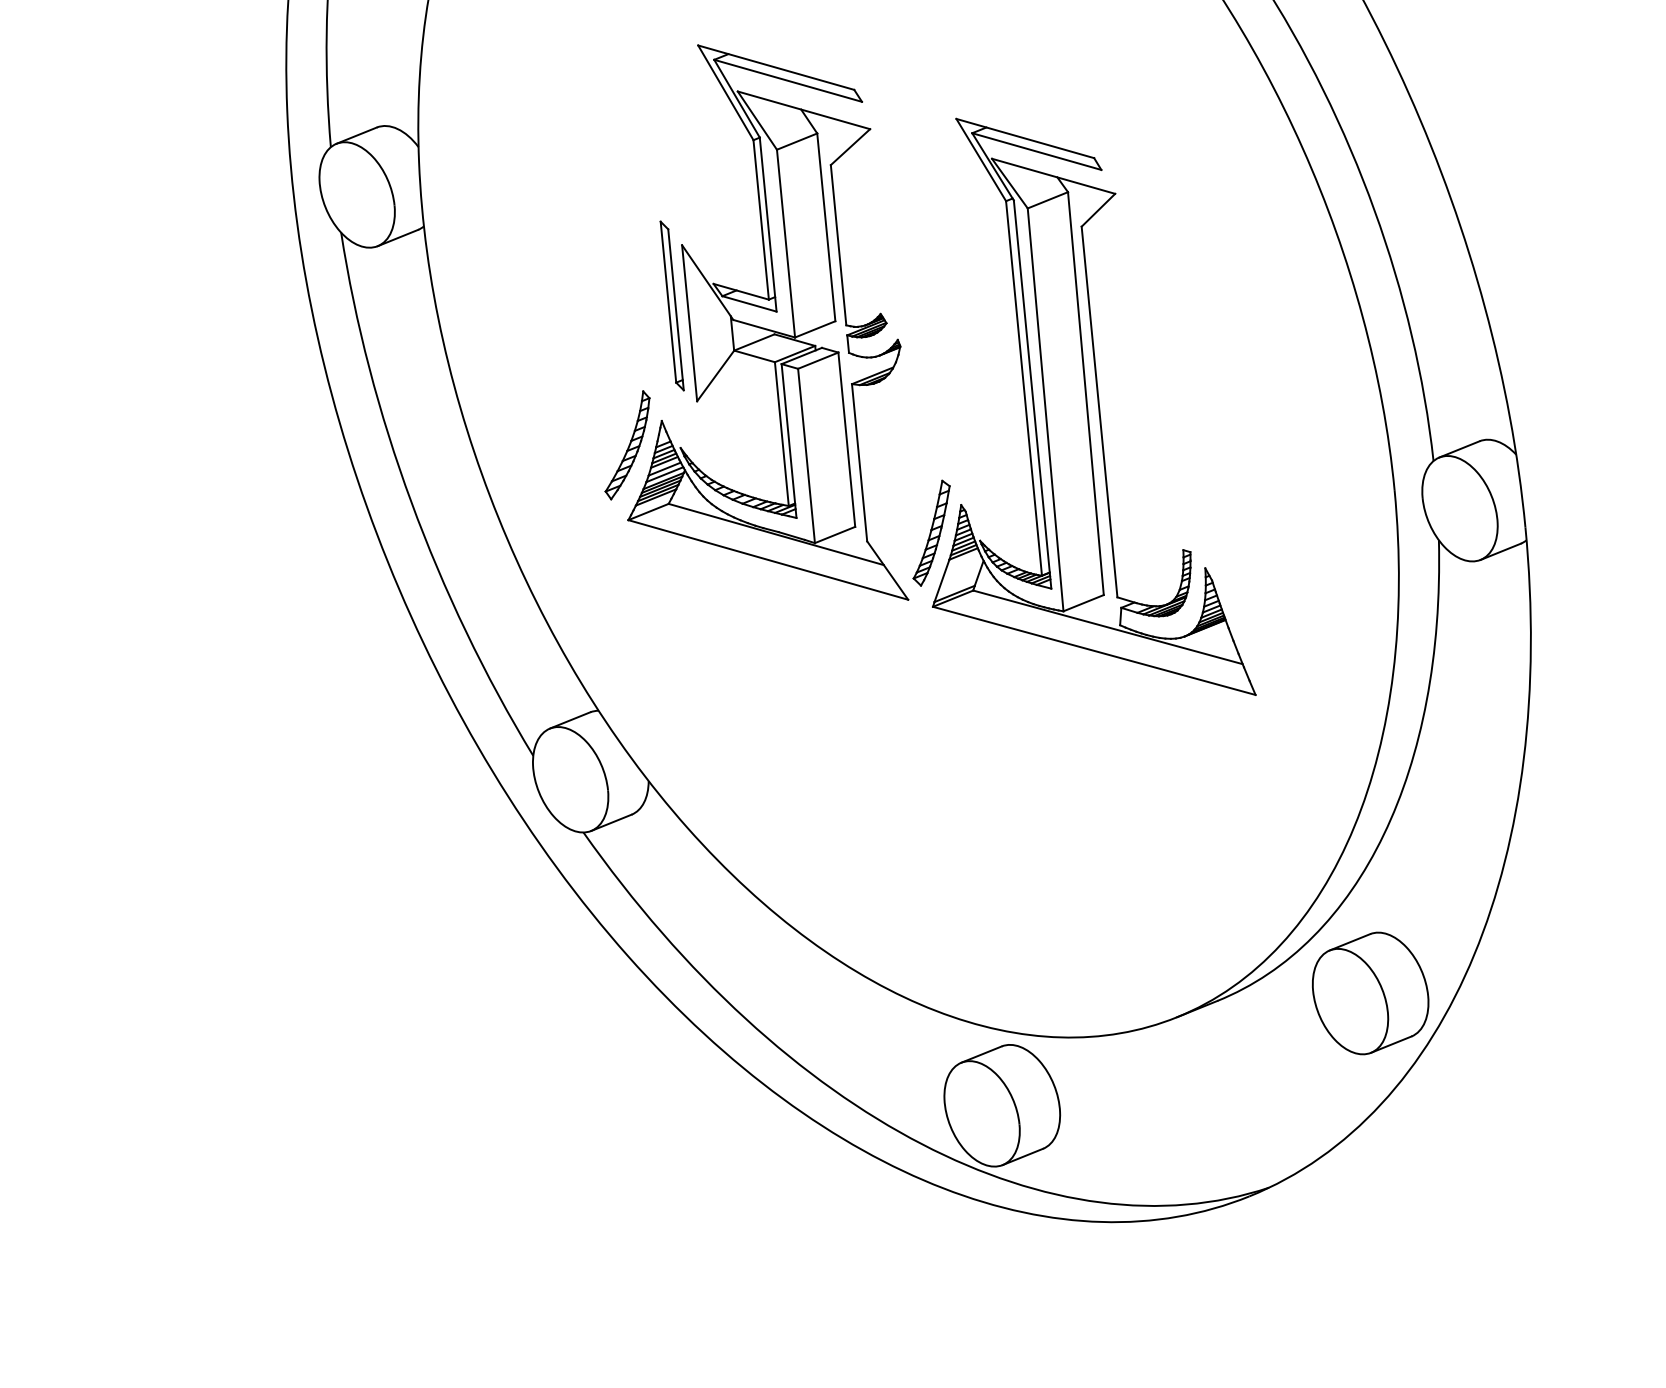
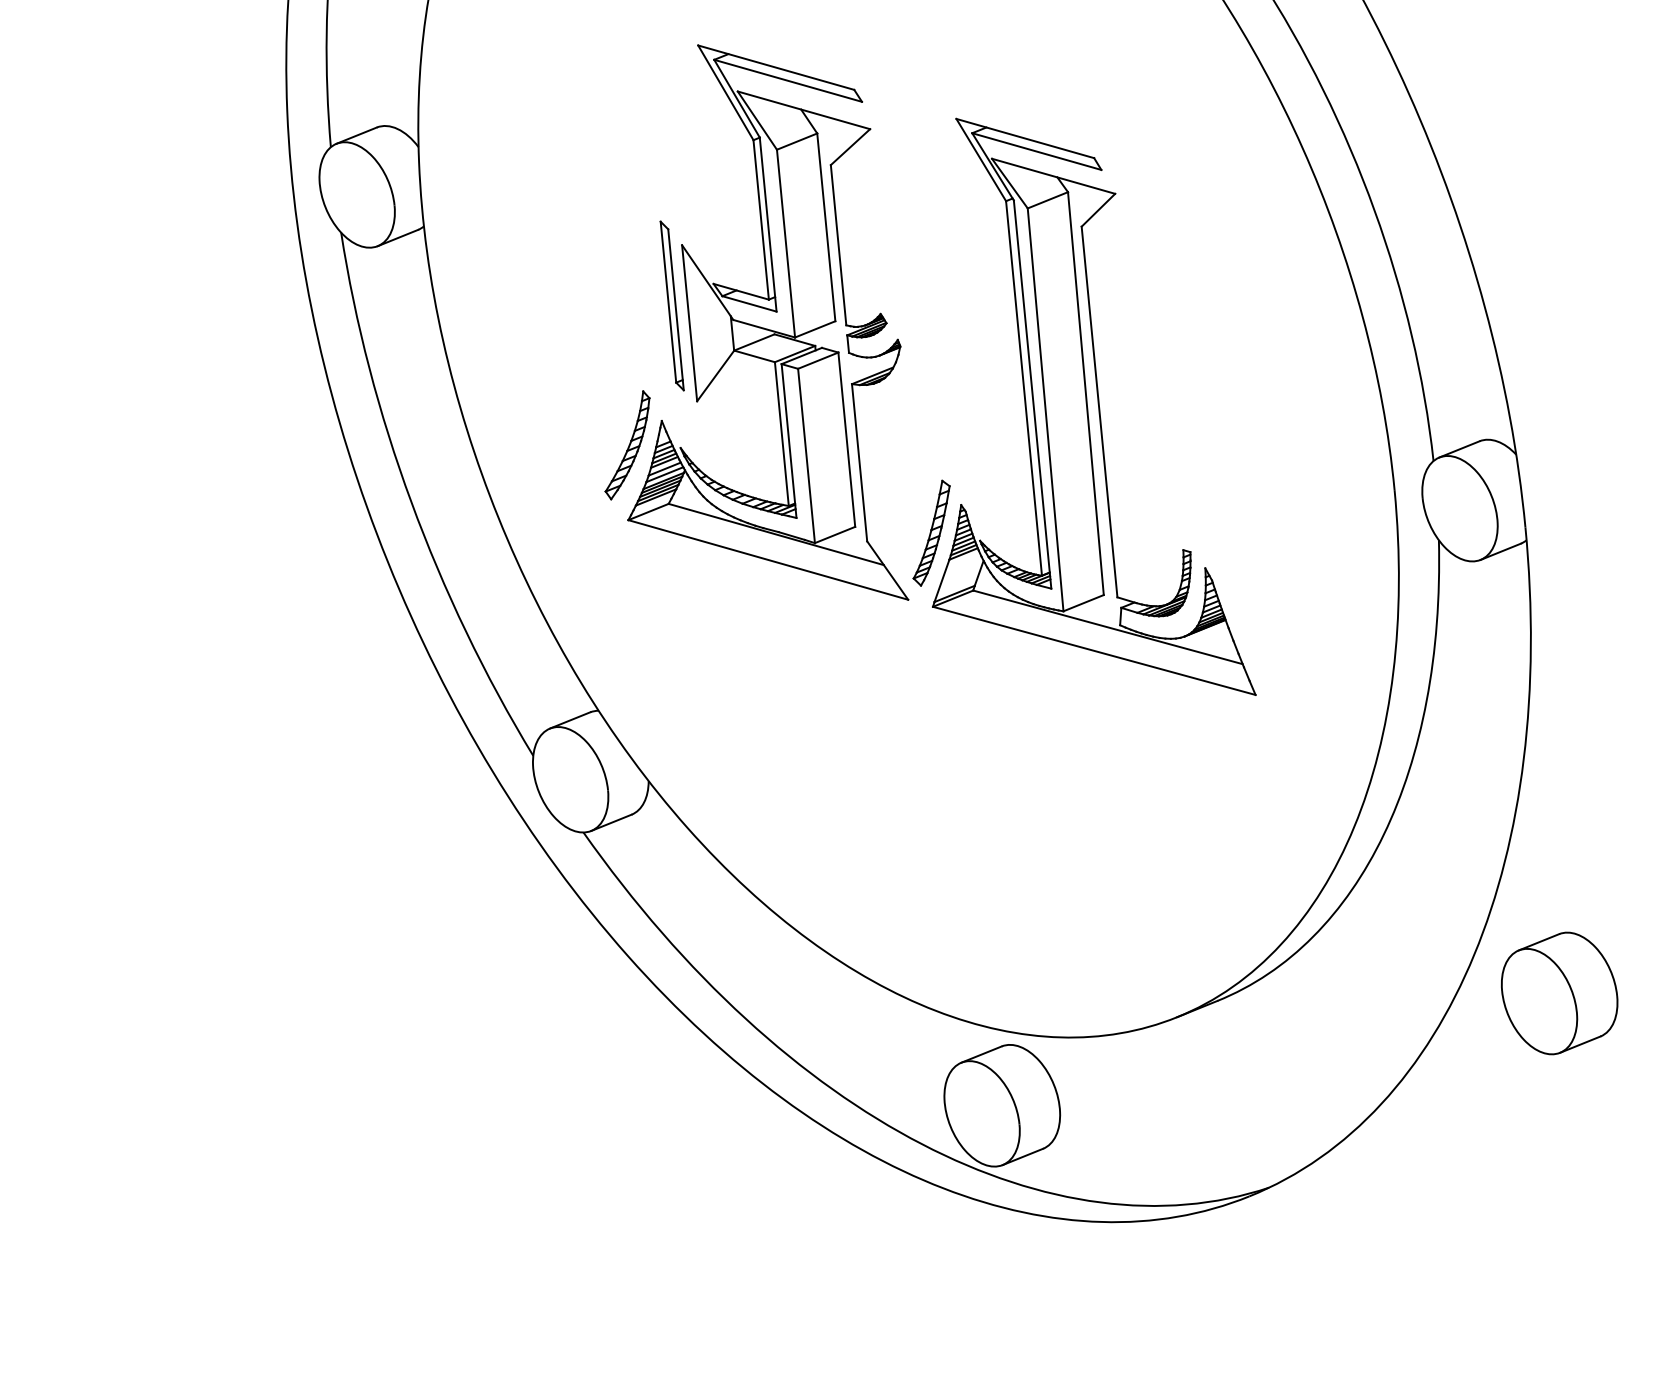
part position: (1370, 993) -> (1559, 993) (1559, 993)
